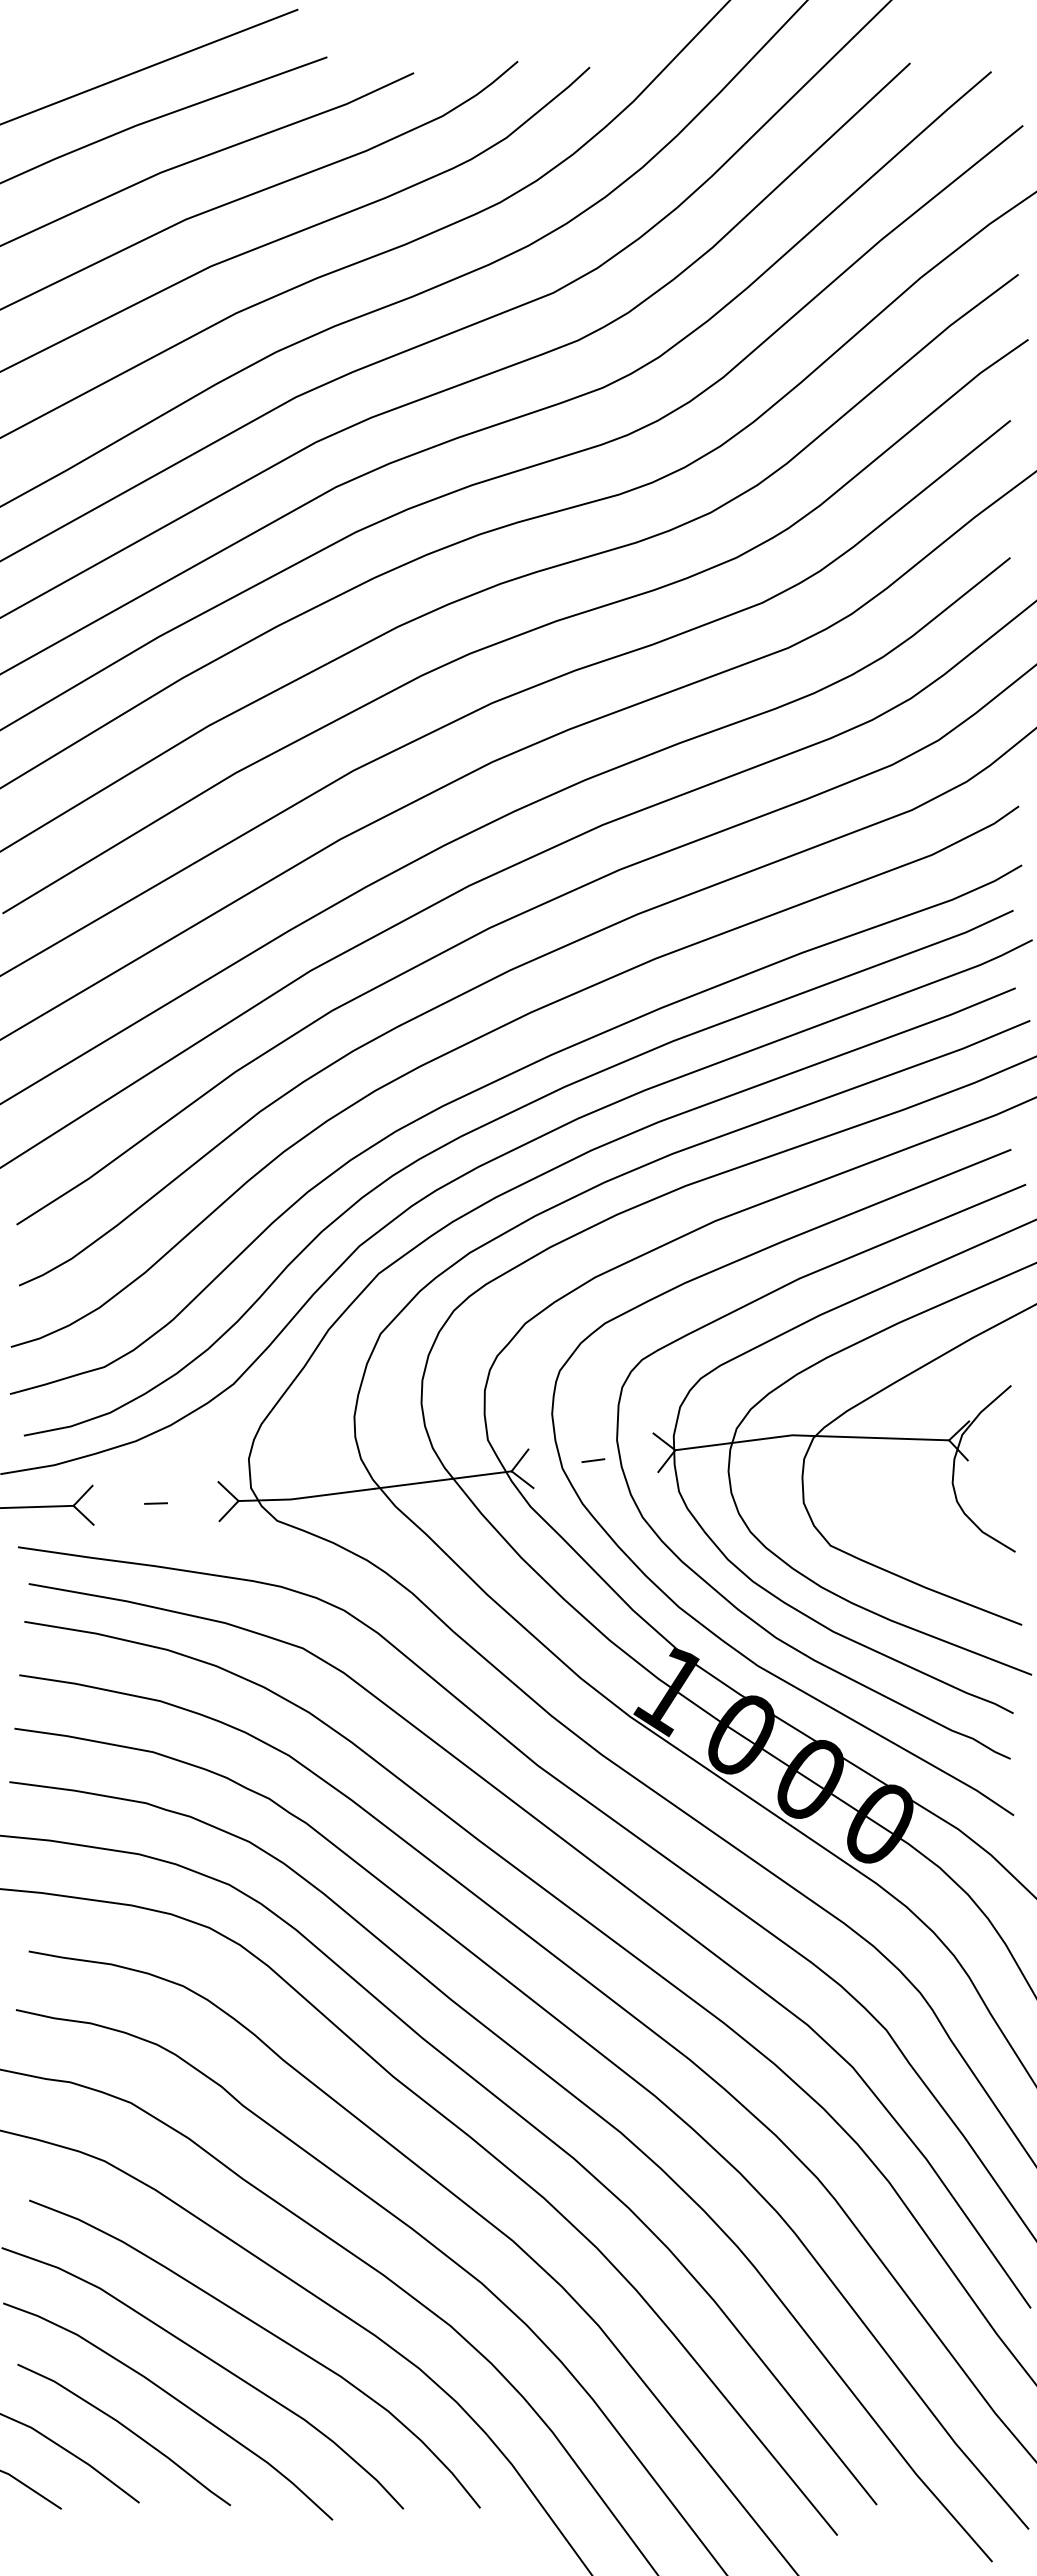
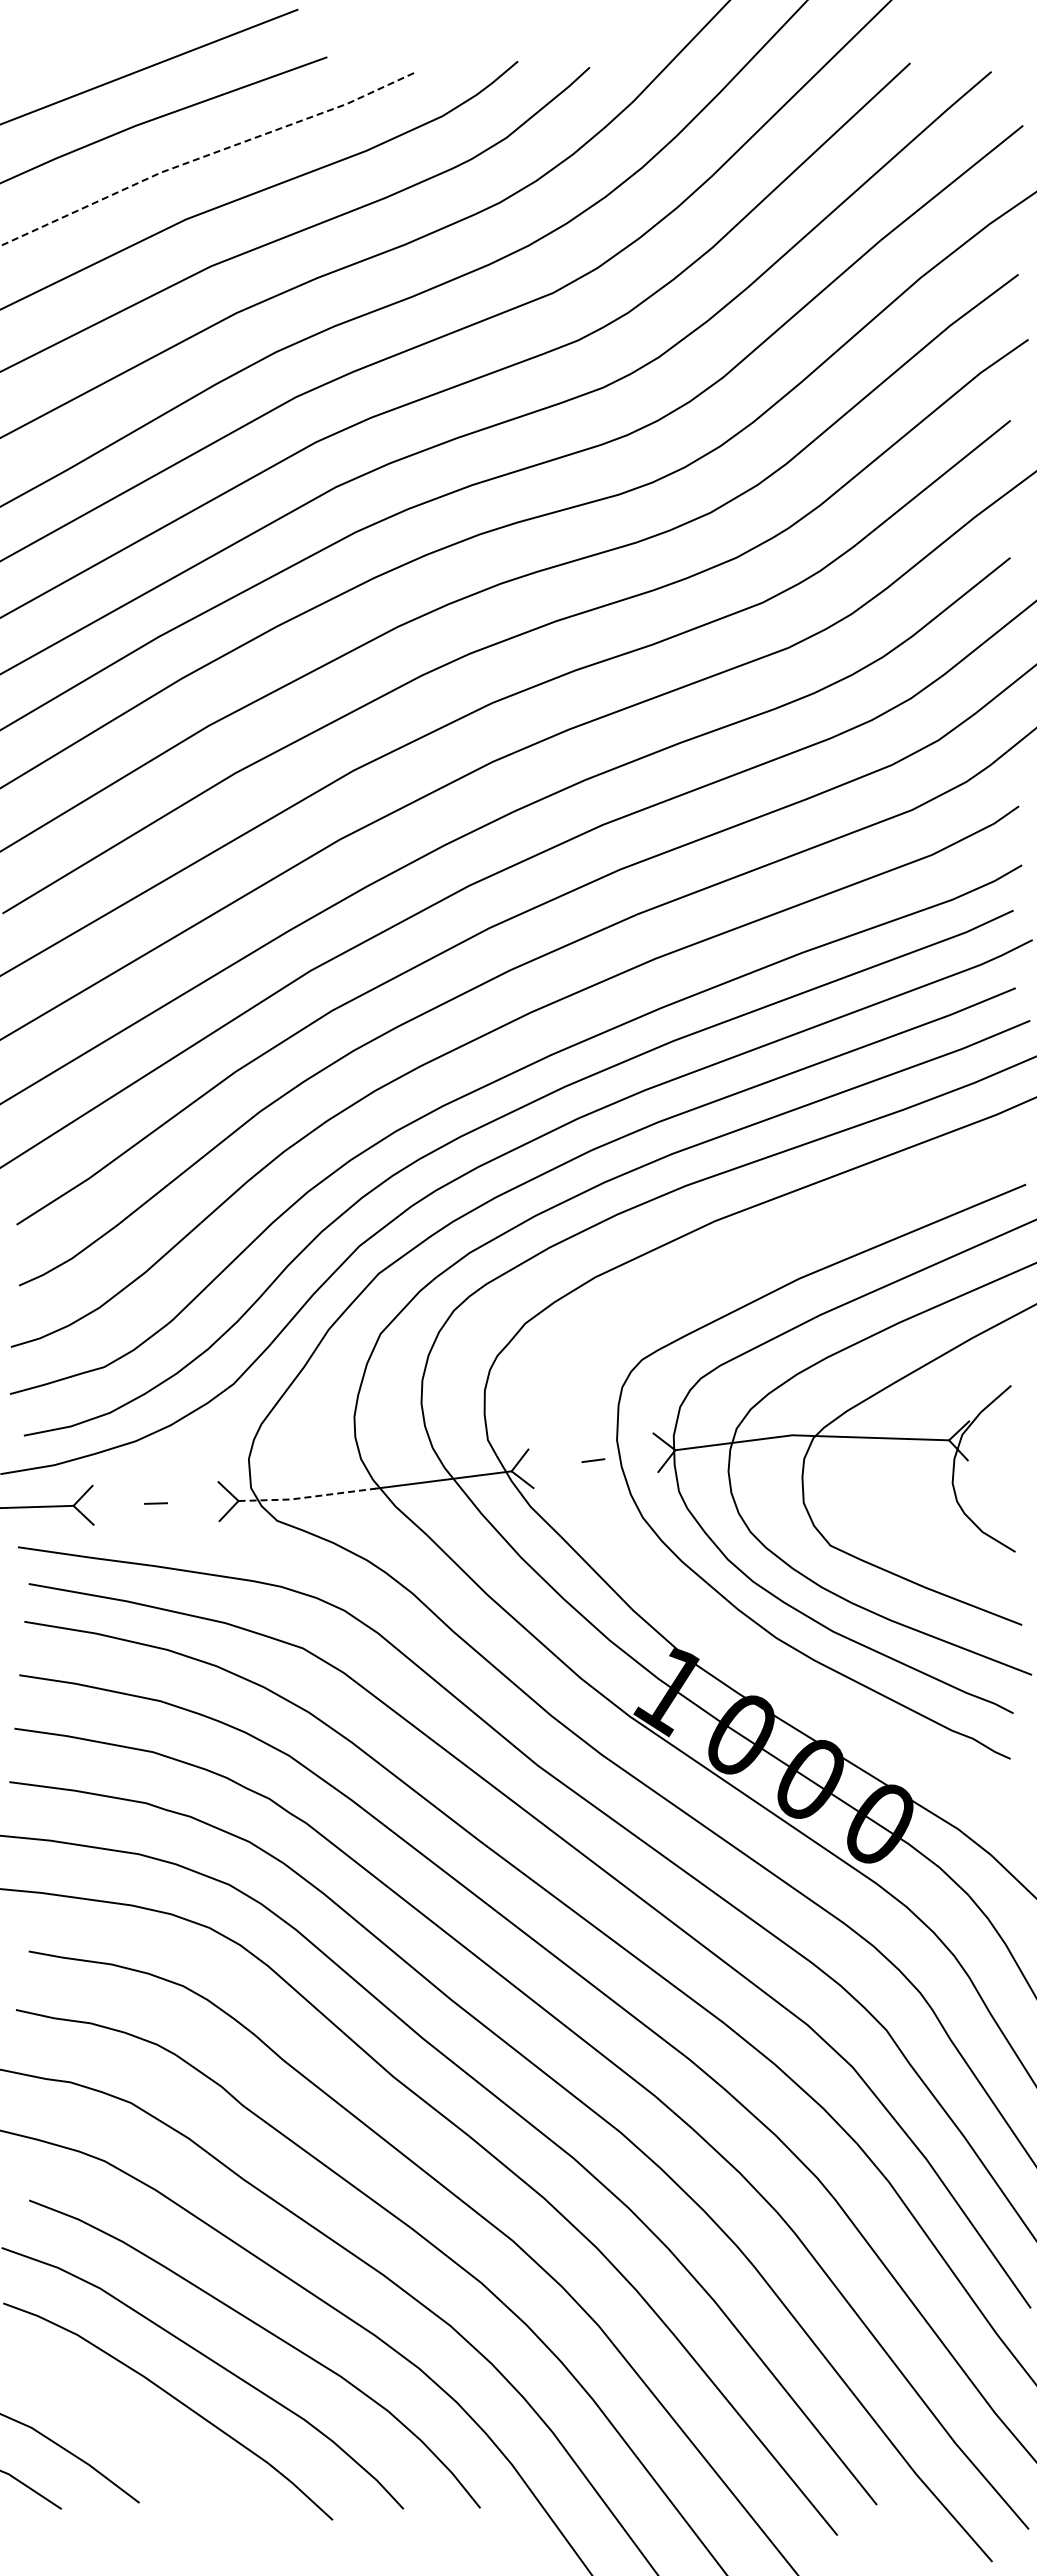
line: solid -> dashed (205, 156)
line: solid -> dashed (306, 1497)
curve: present -> none (668, 1595)
curve: present -> none (125, 2428)
